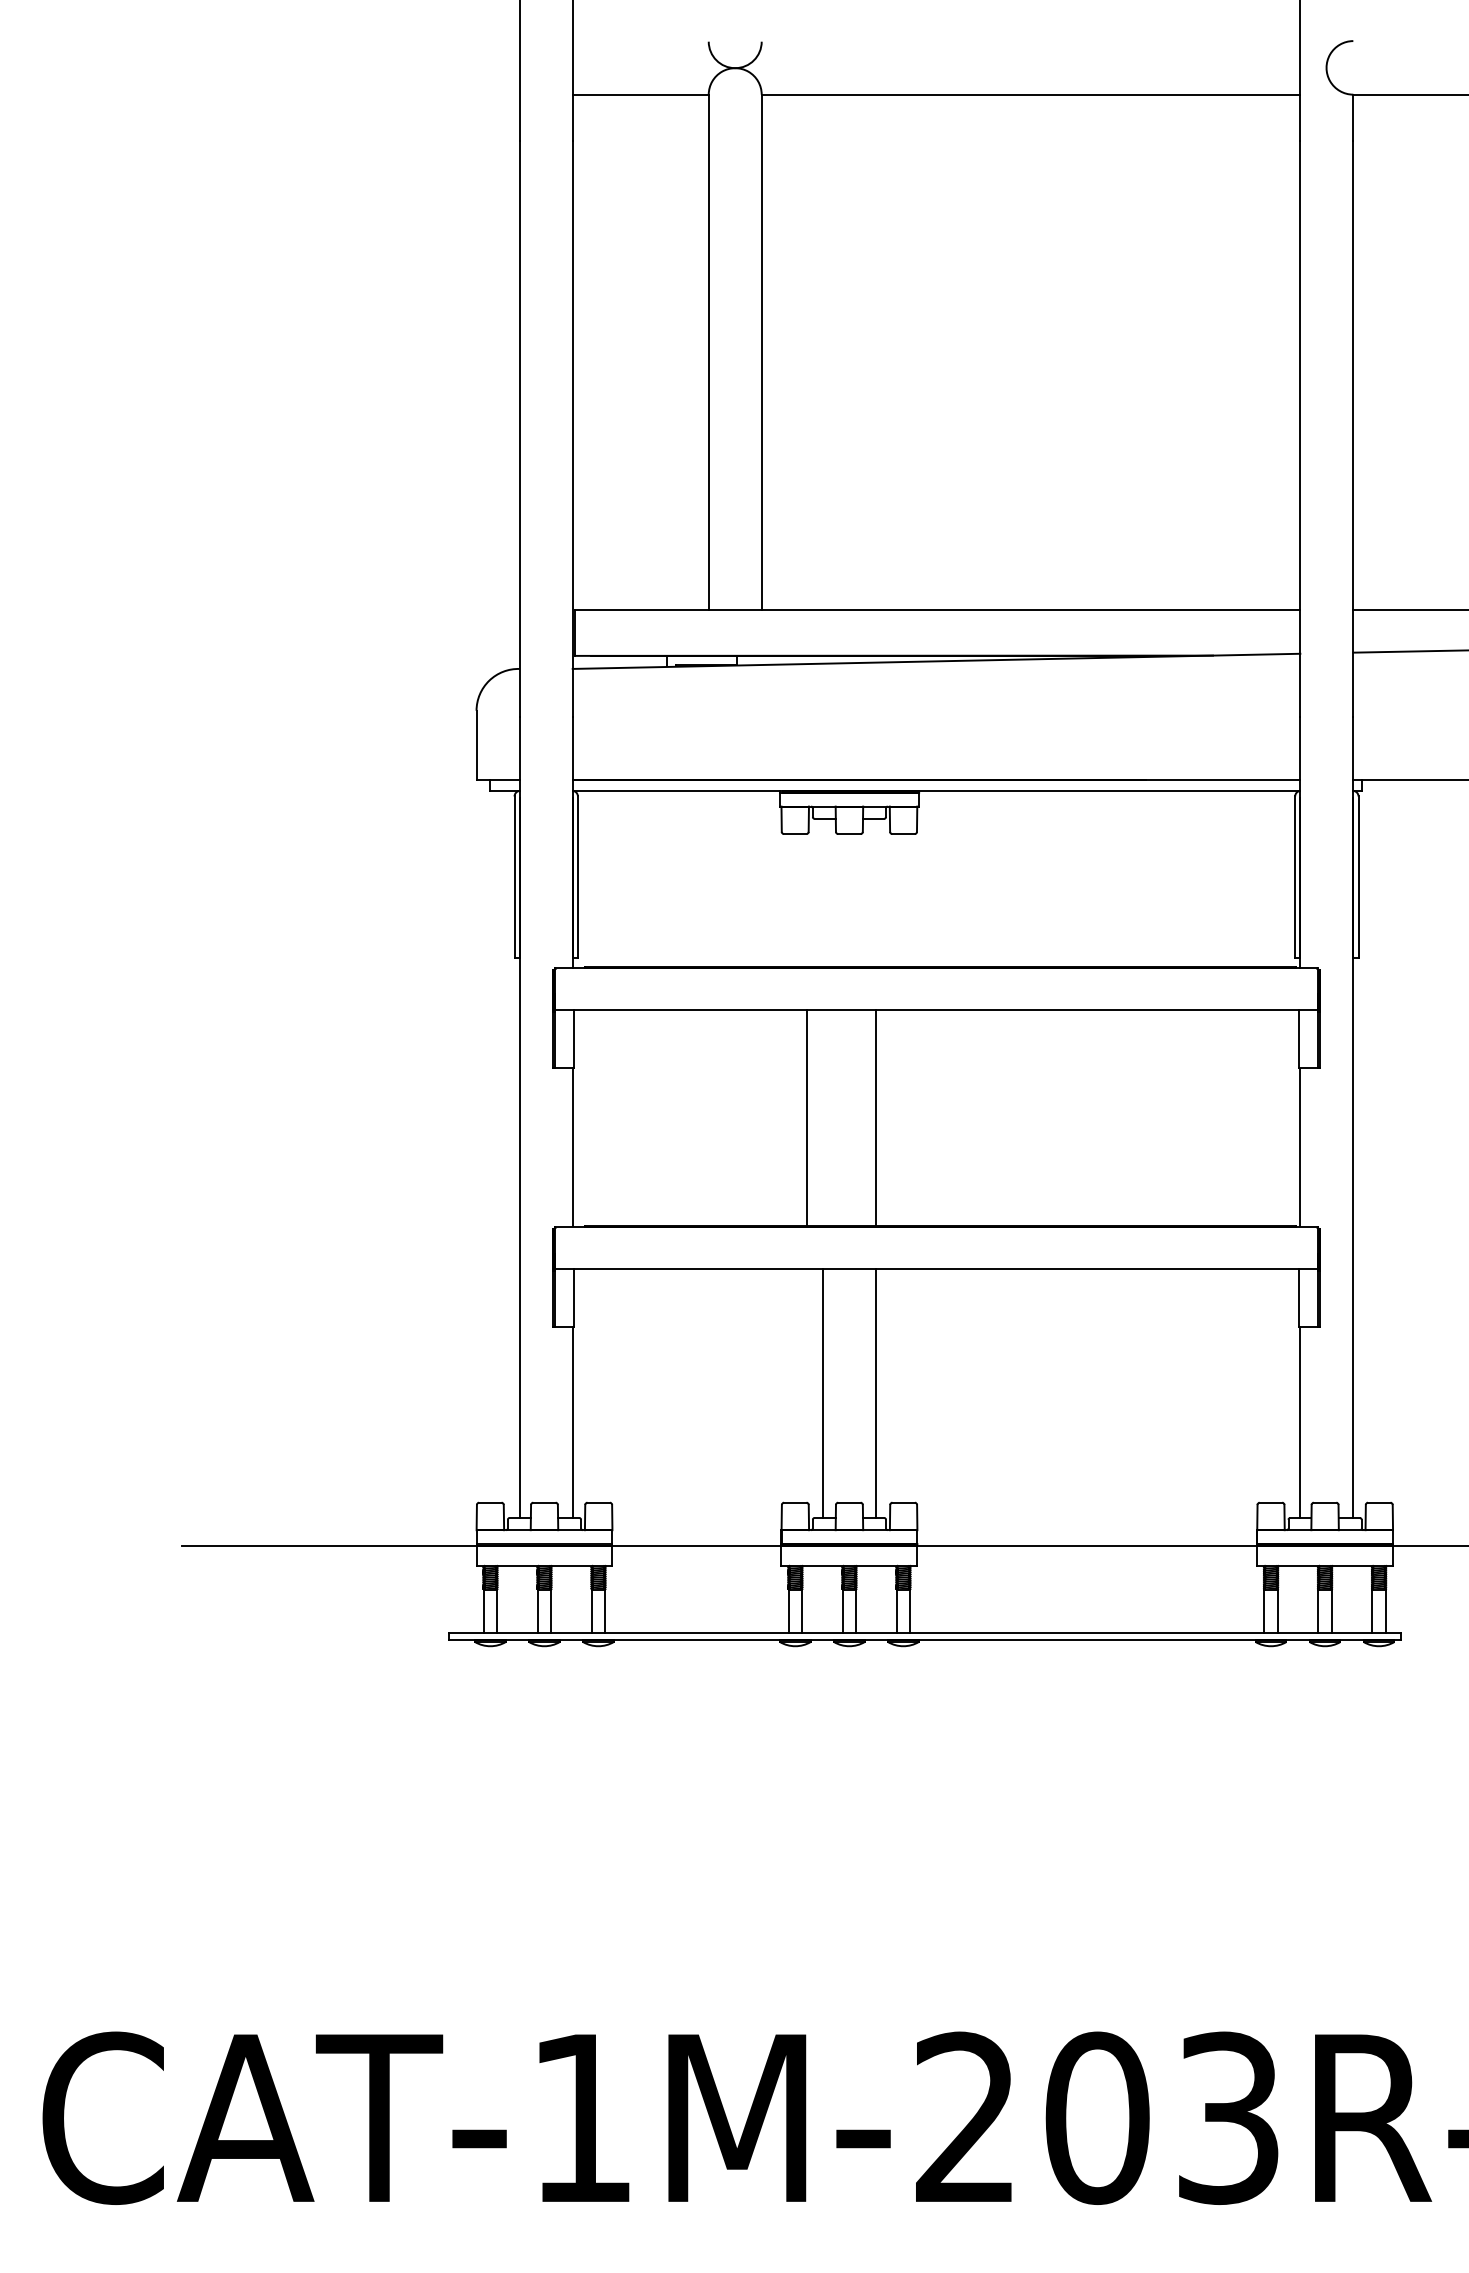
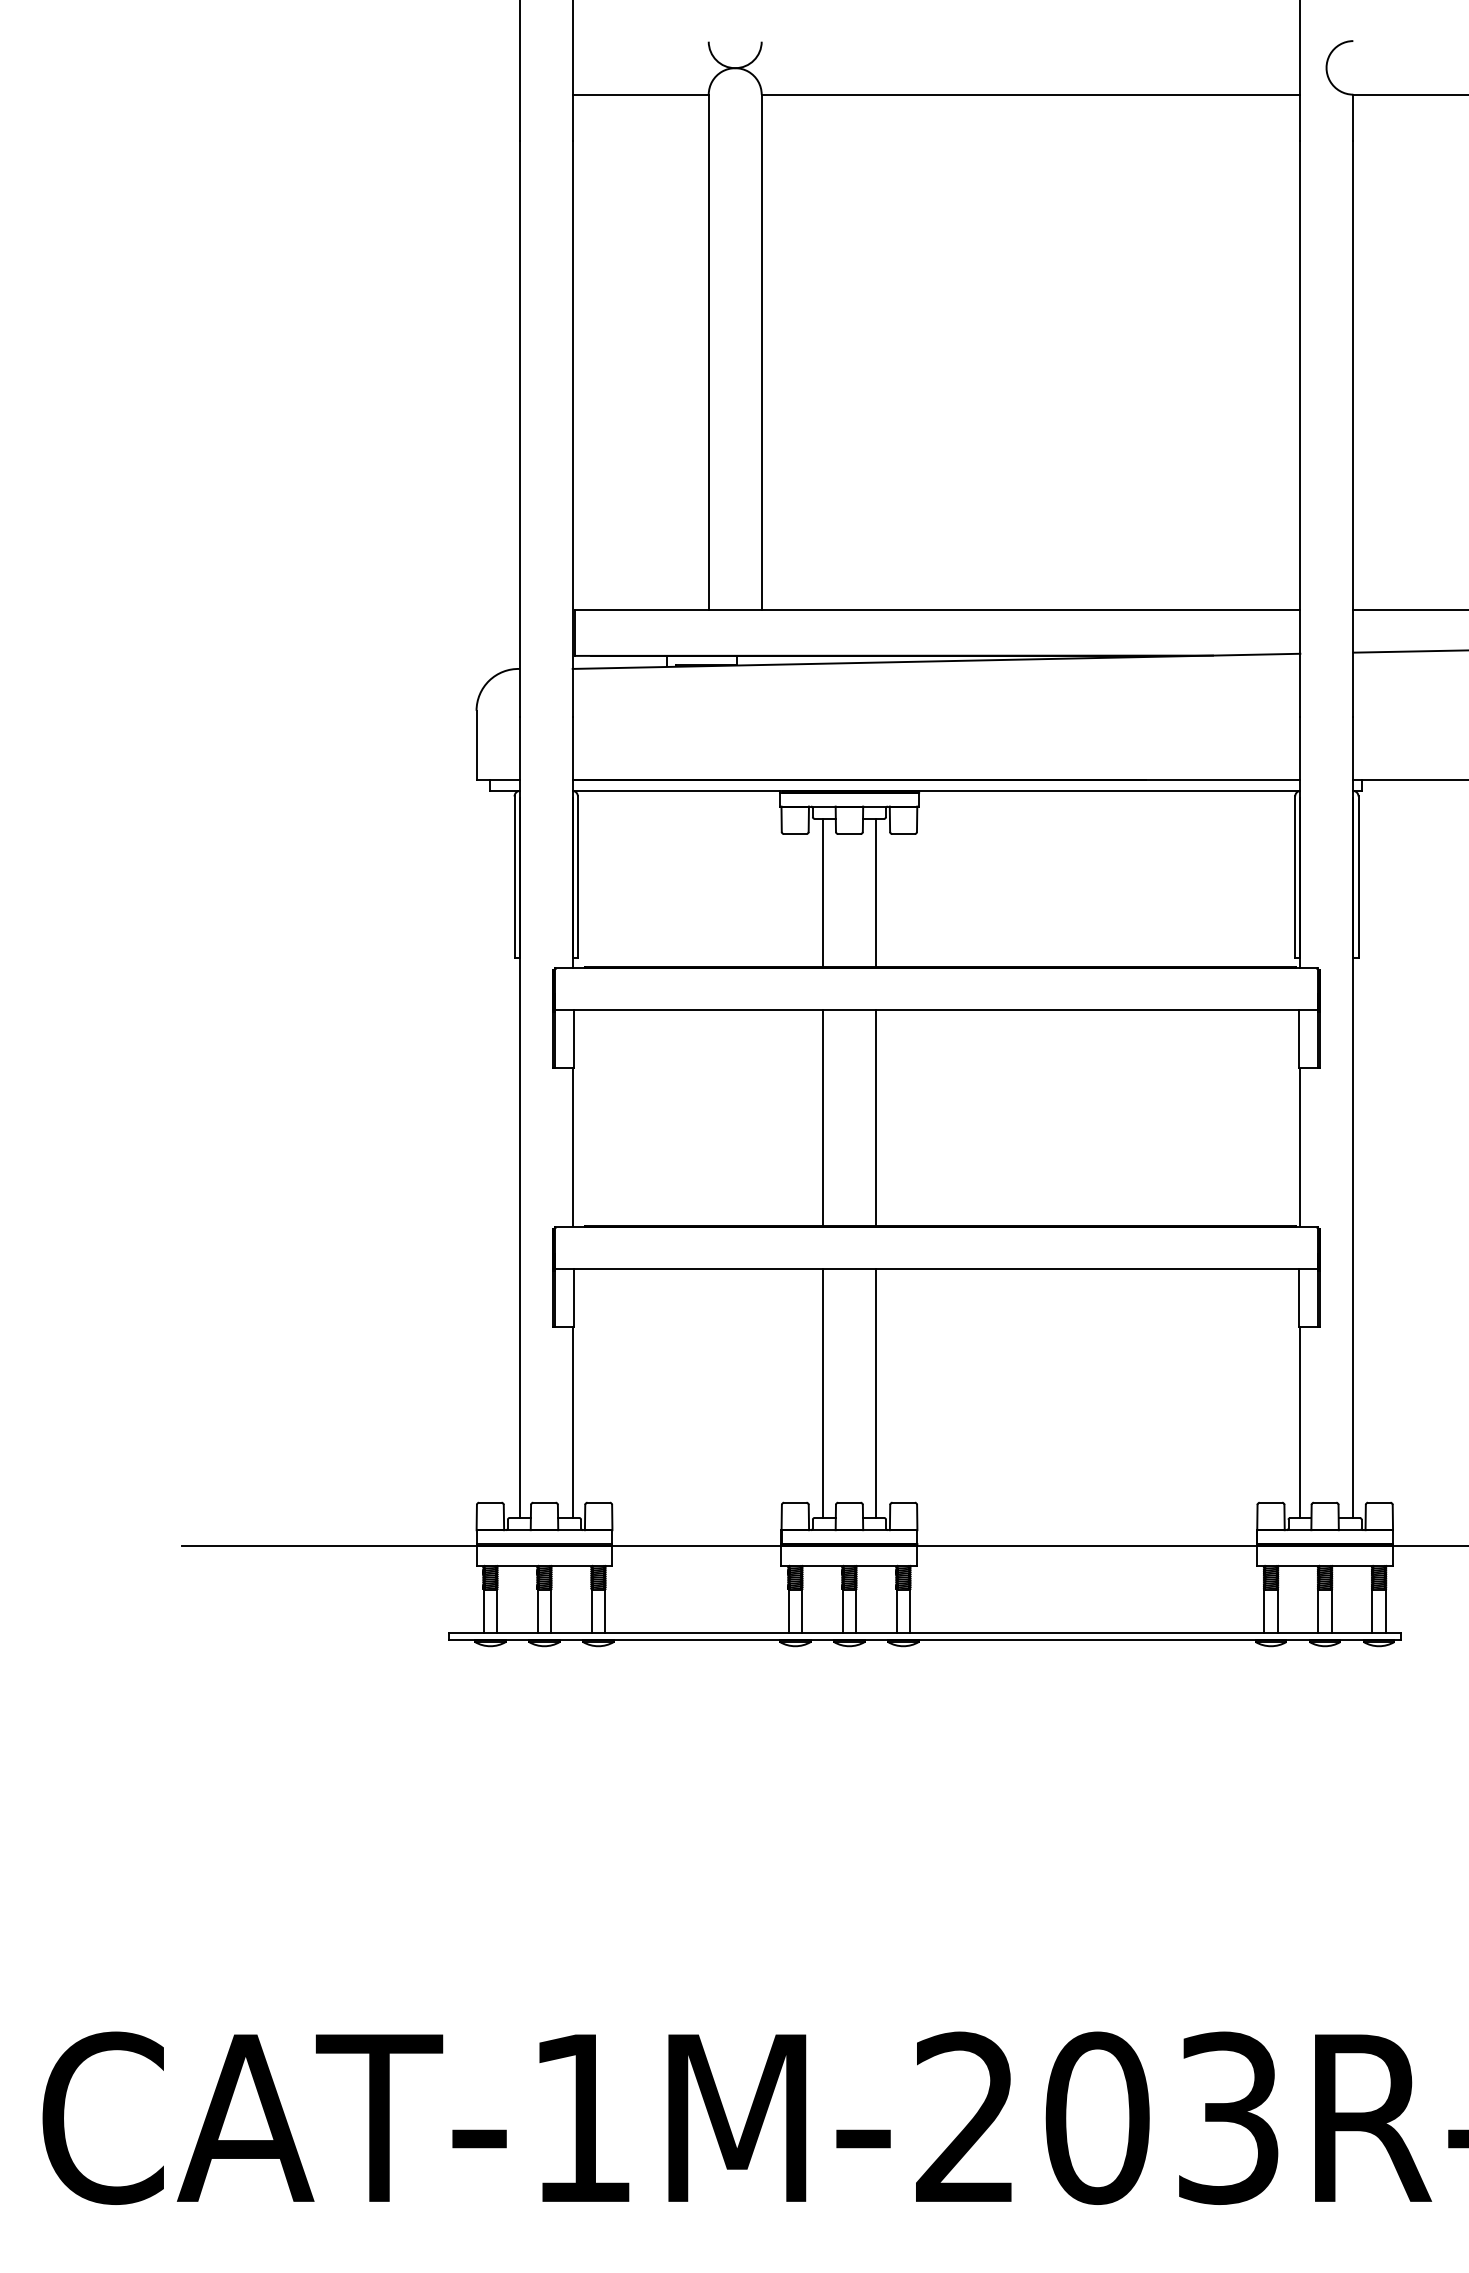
line: none -> present (822, 892)
line: none -> present (875, 893)
line position: (806, 1118) -> (822, 1118) (822, 1118)
